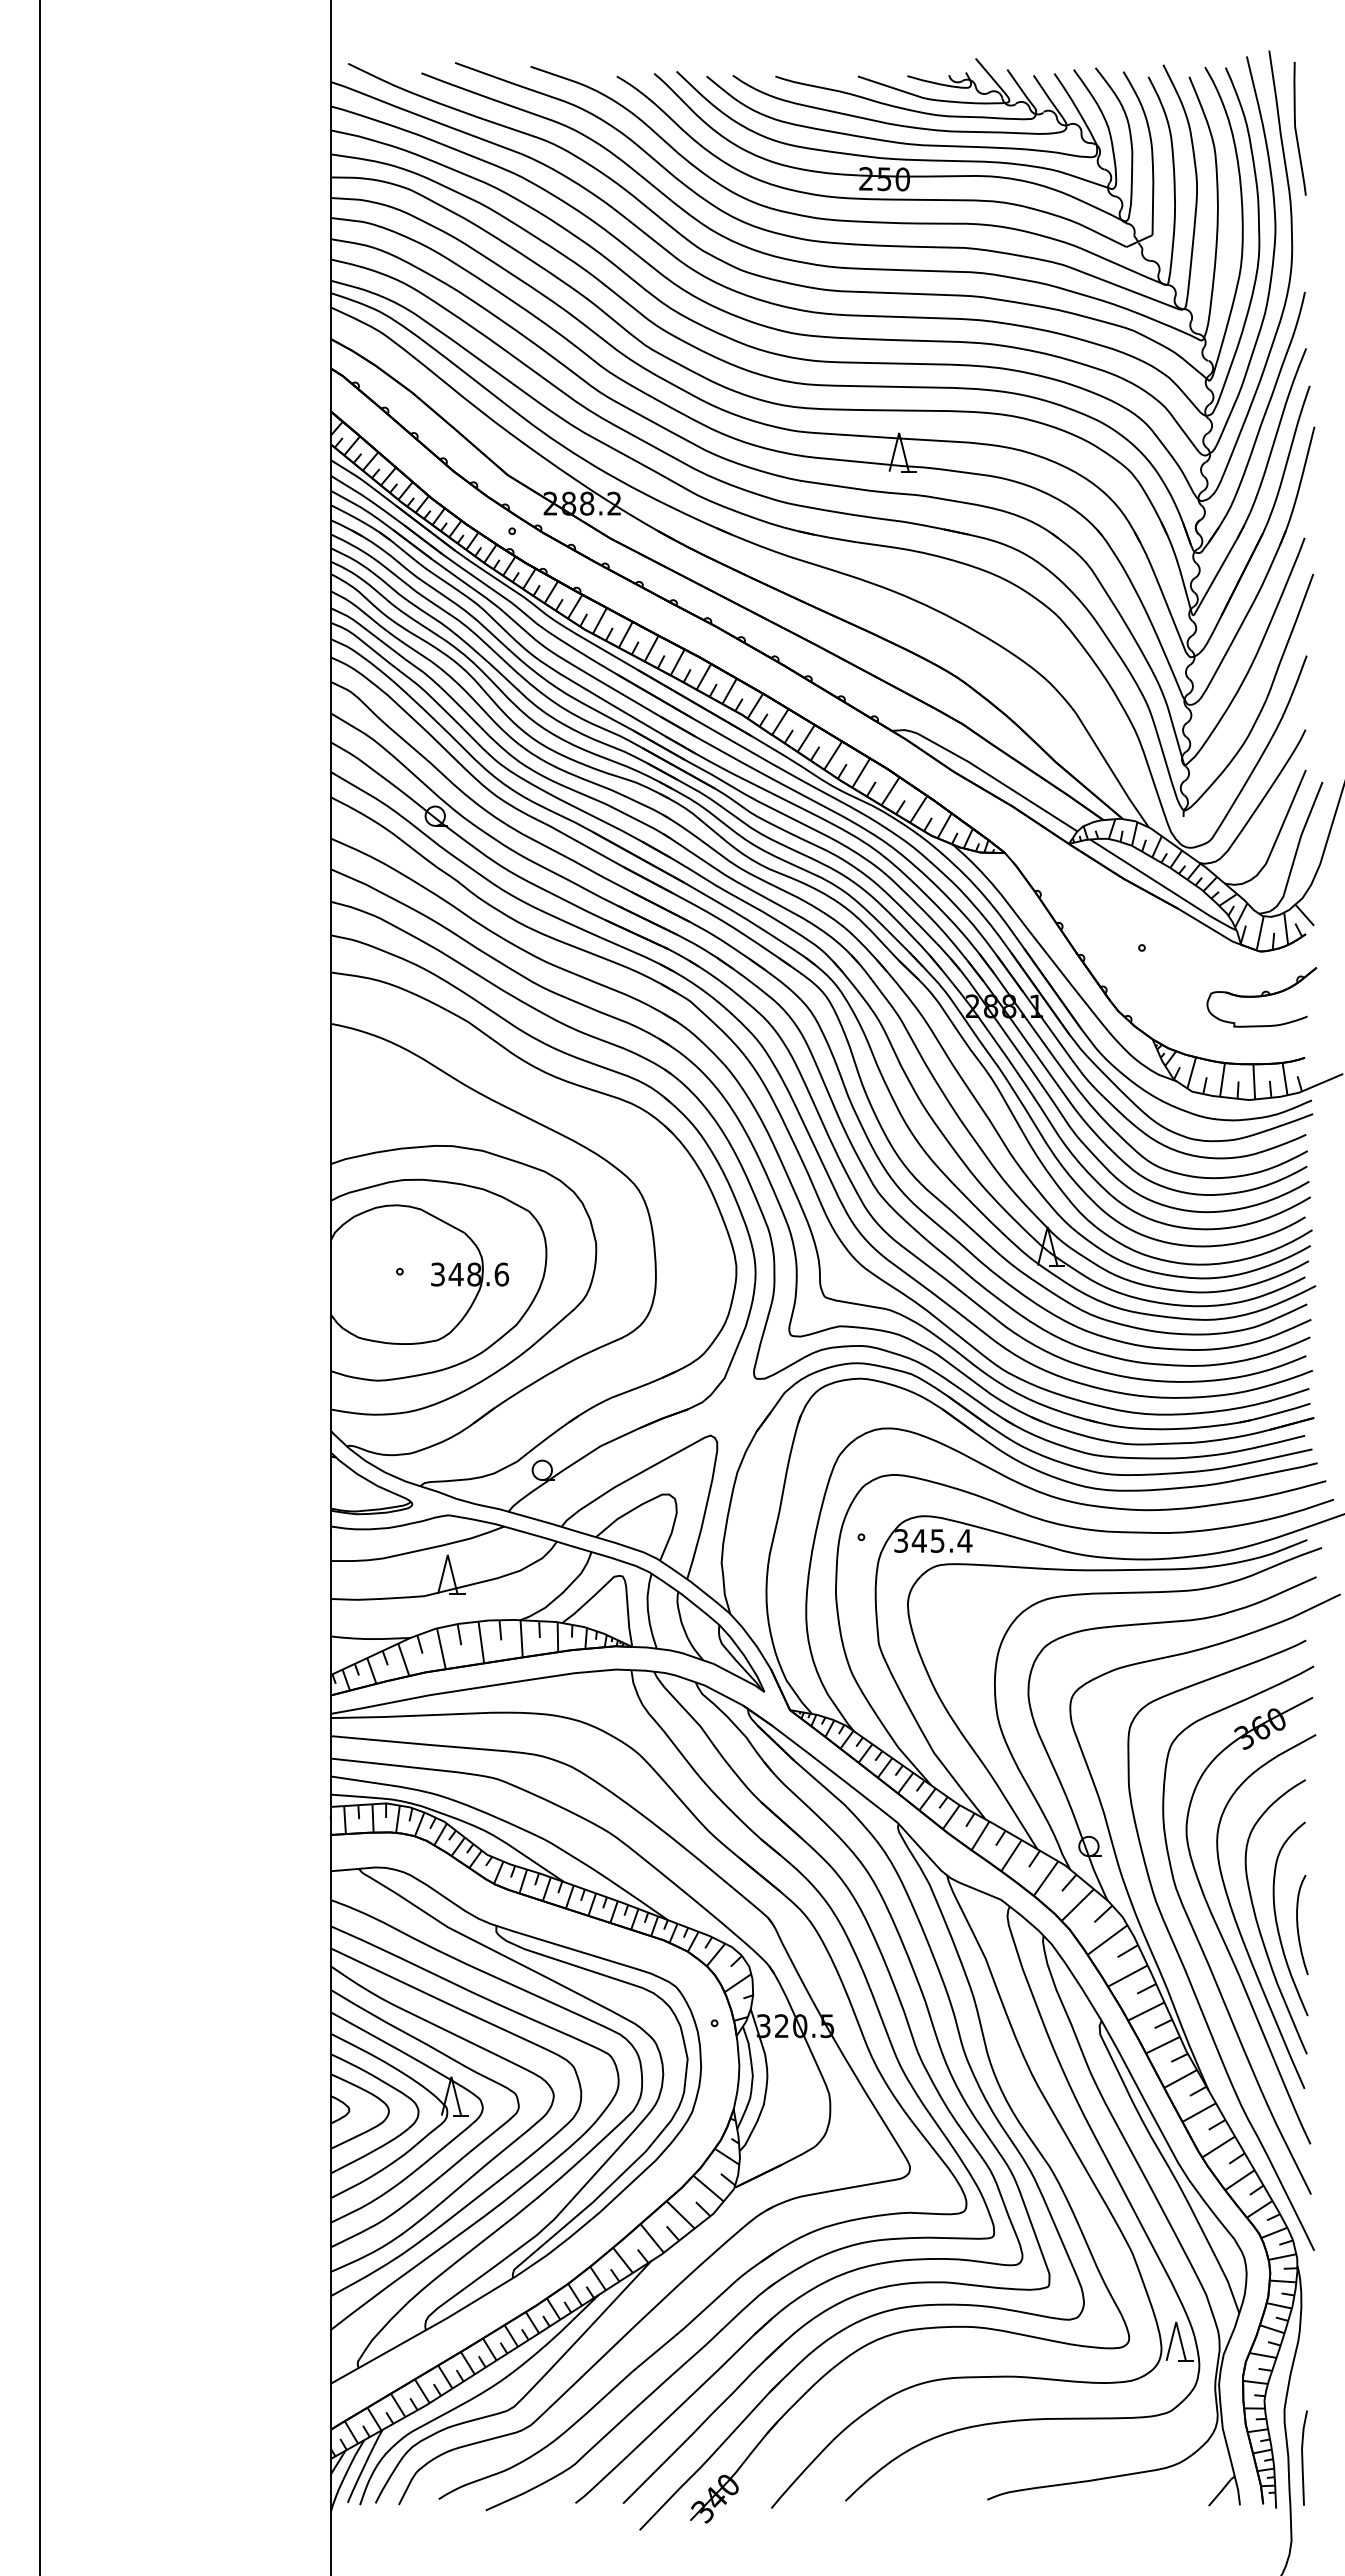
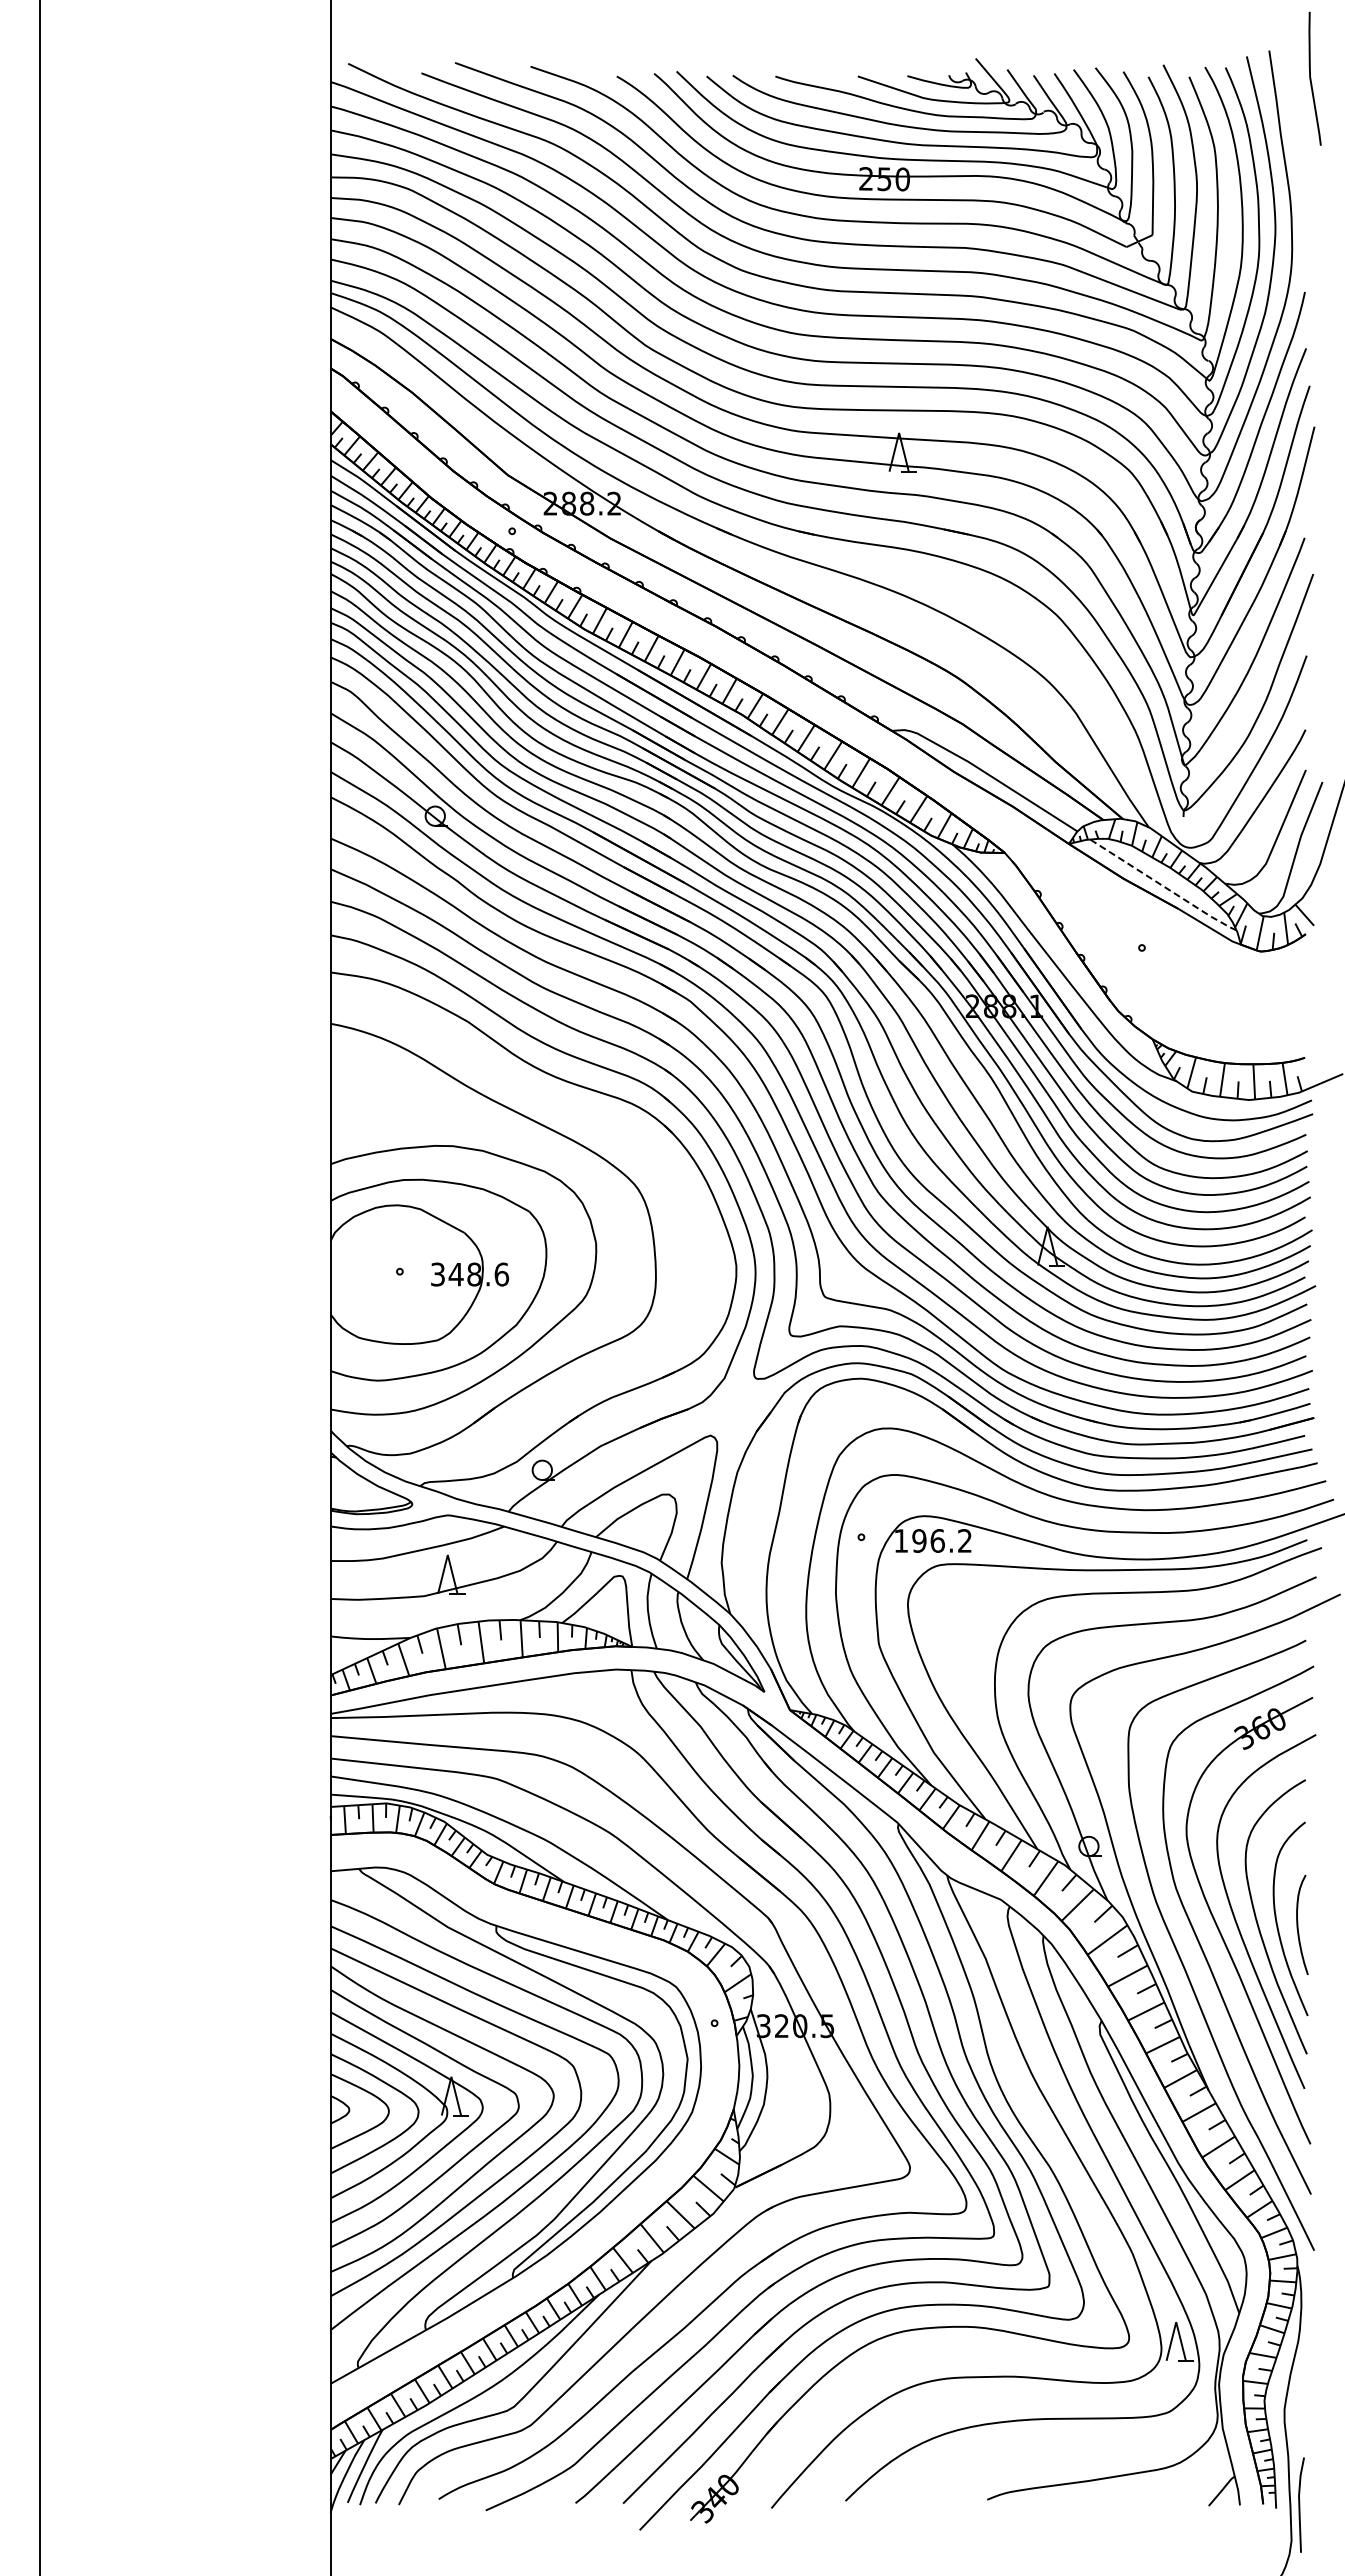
curve position: (1296, 128) -> (1311, 78) (1311, 78)
line: solid -> dashed (1164, 886)
part: present -> none (1261, 997)
text: 345.4 -> 196.2 (933, 1540)
line position: (1303, 2457) -> (1300, 2504) (1300, 2504)
